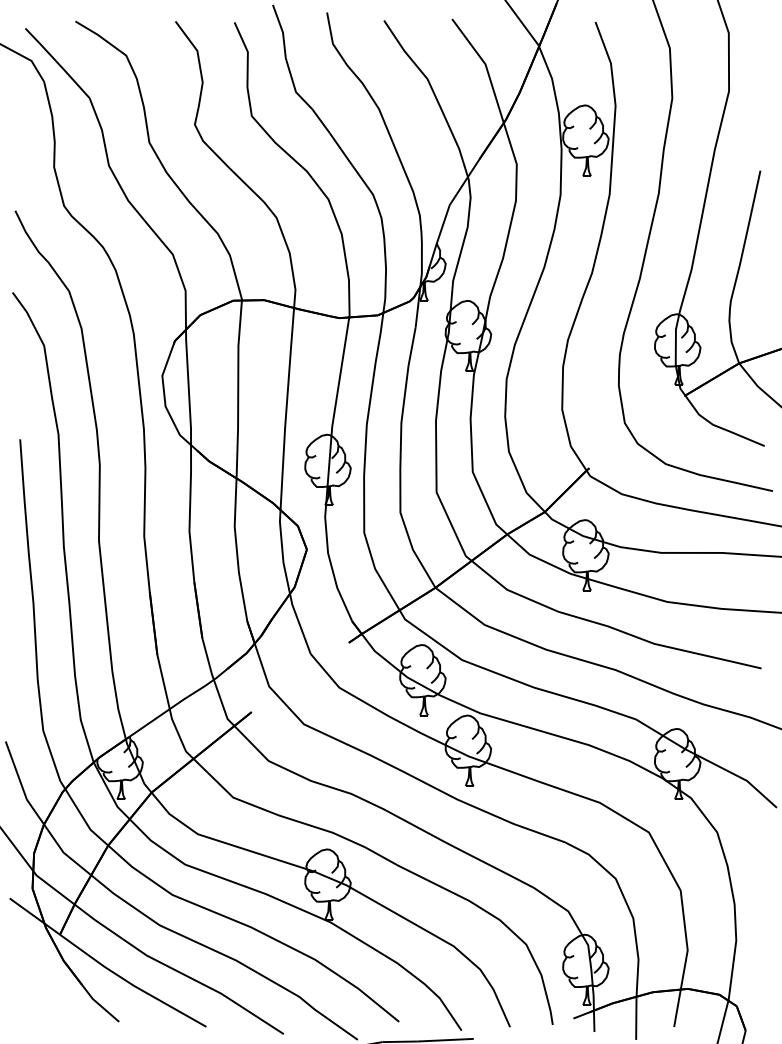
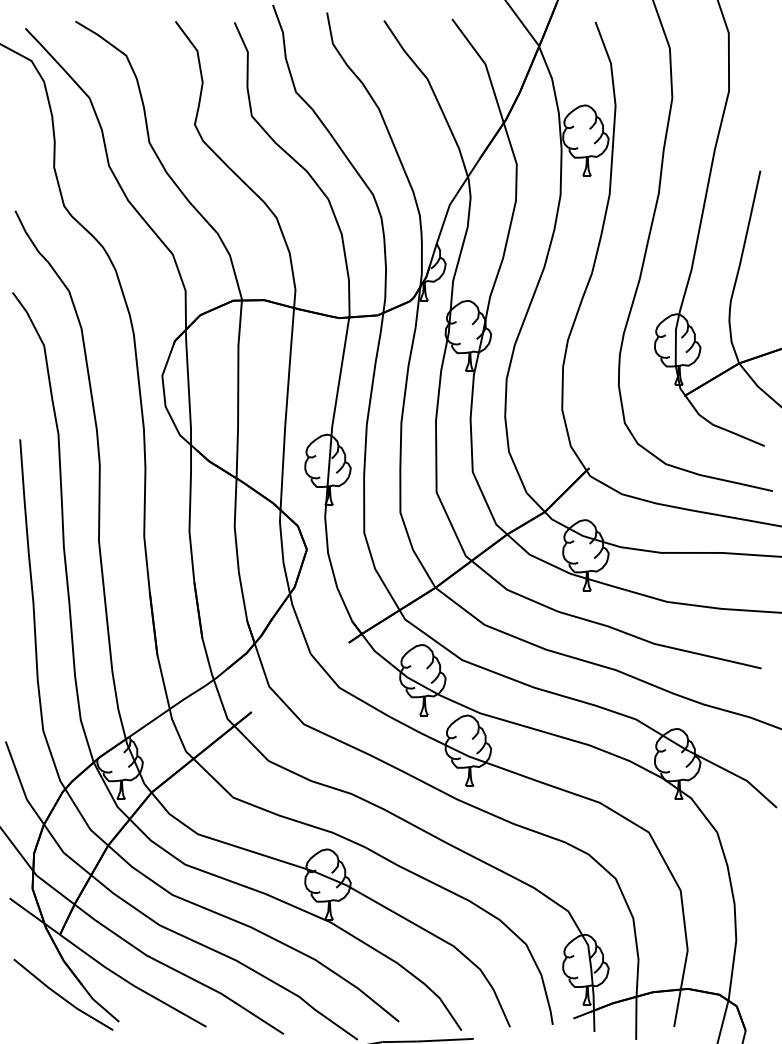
line: none -> present (62, 996)
